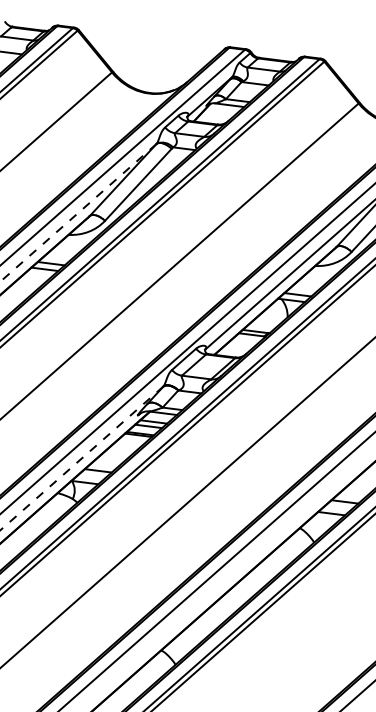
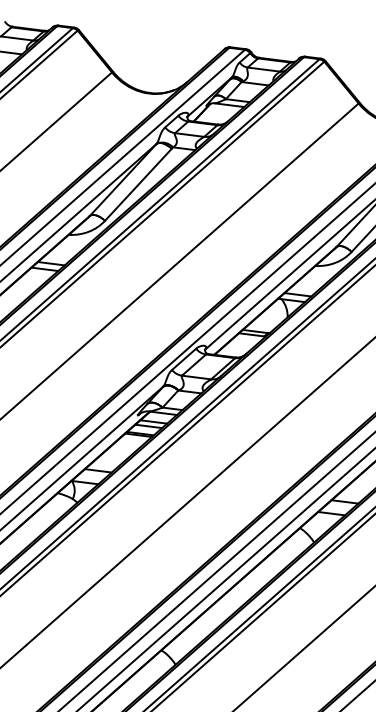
line: dashed -> solid (78, 213)
line: dashed -> solid (81, 458)
line: none -> present (225, 579)
line: none -> present (304, 648)
